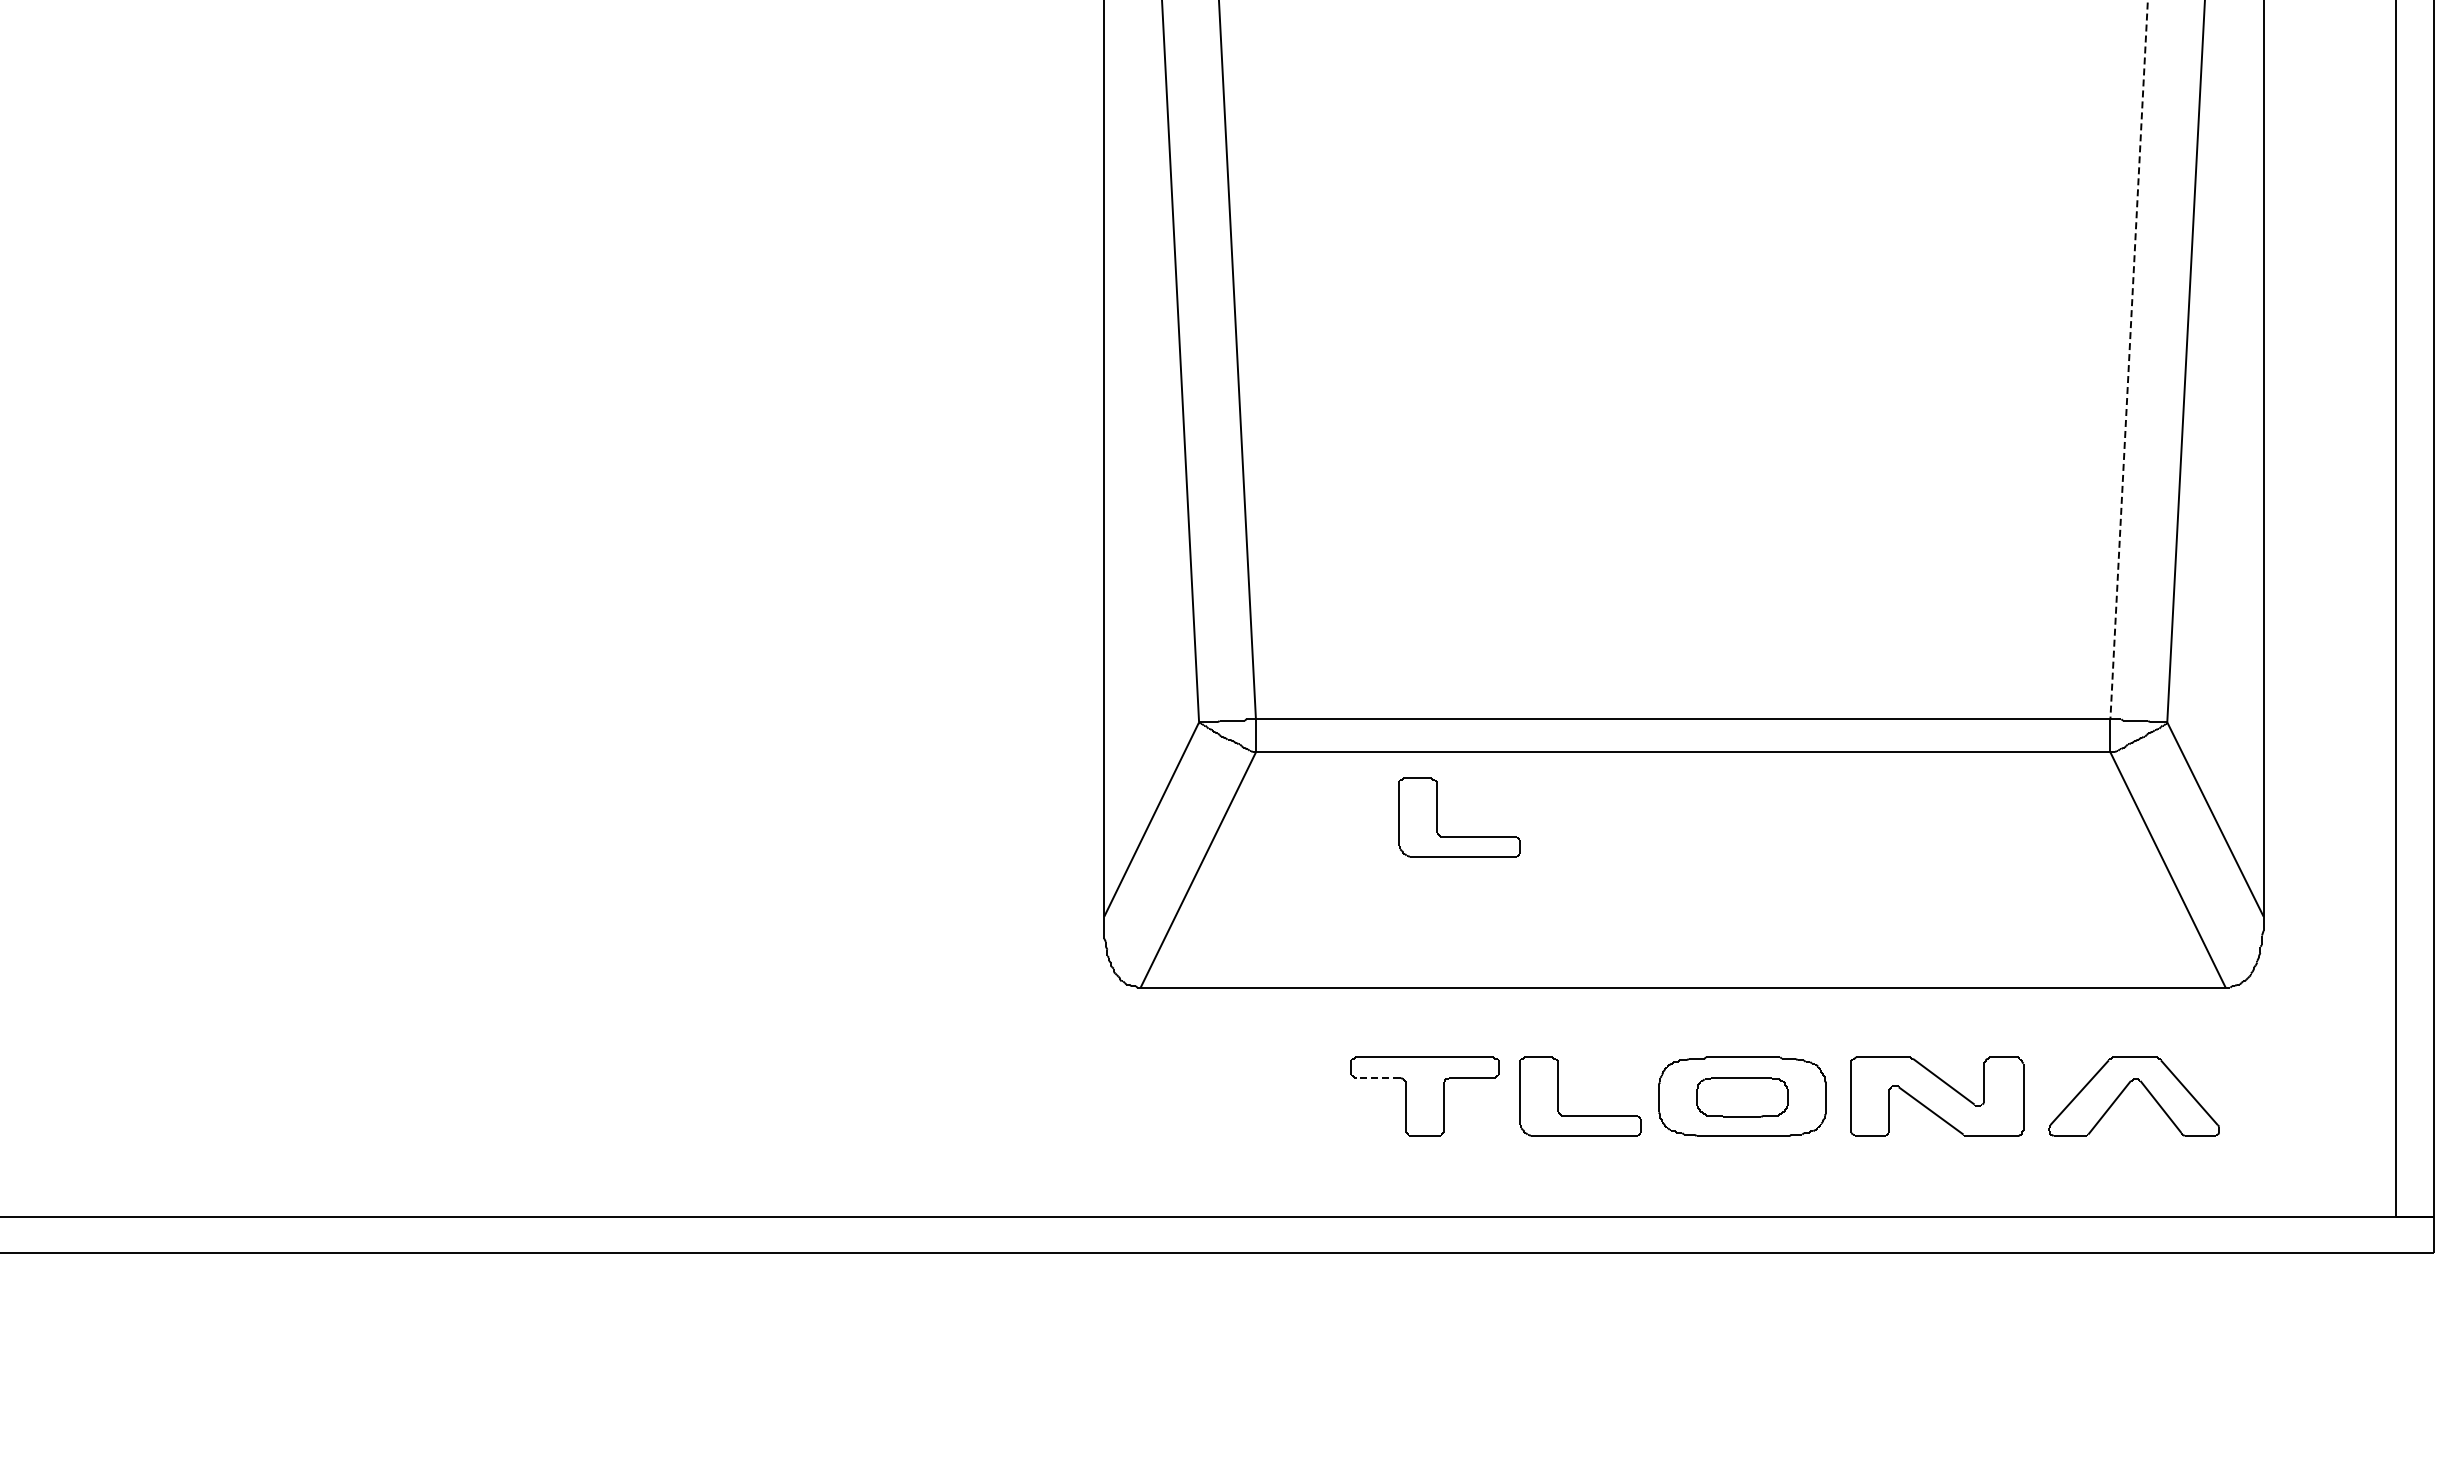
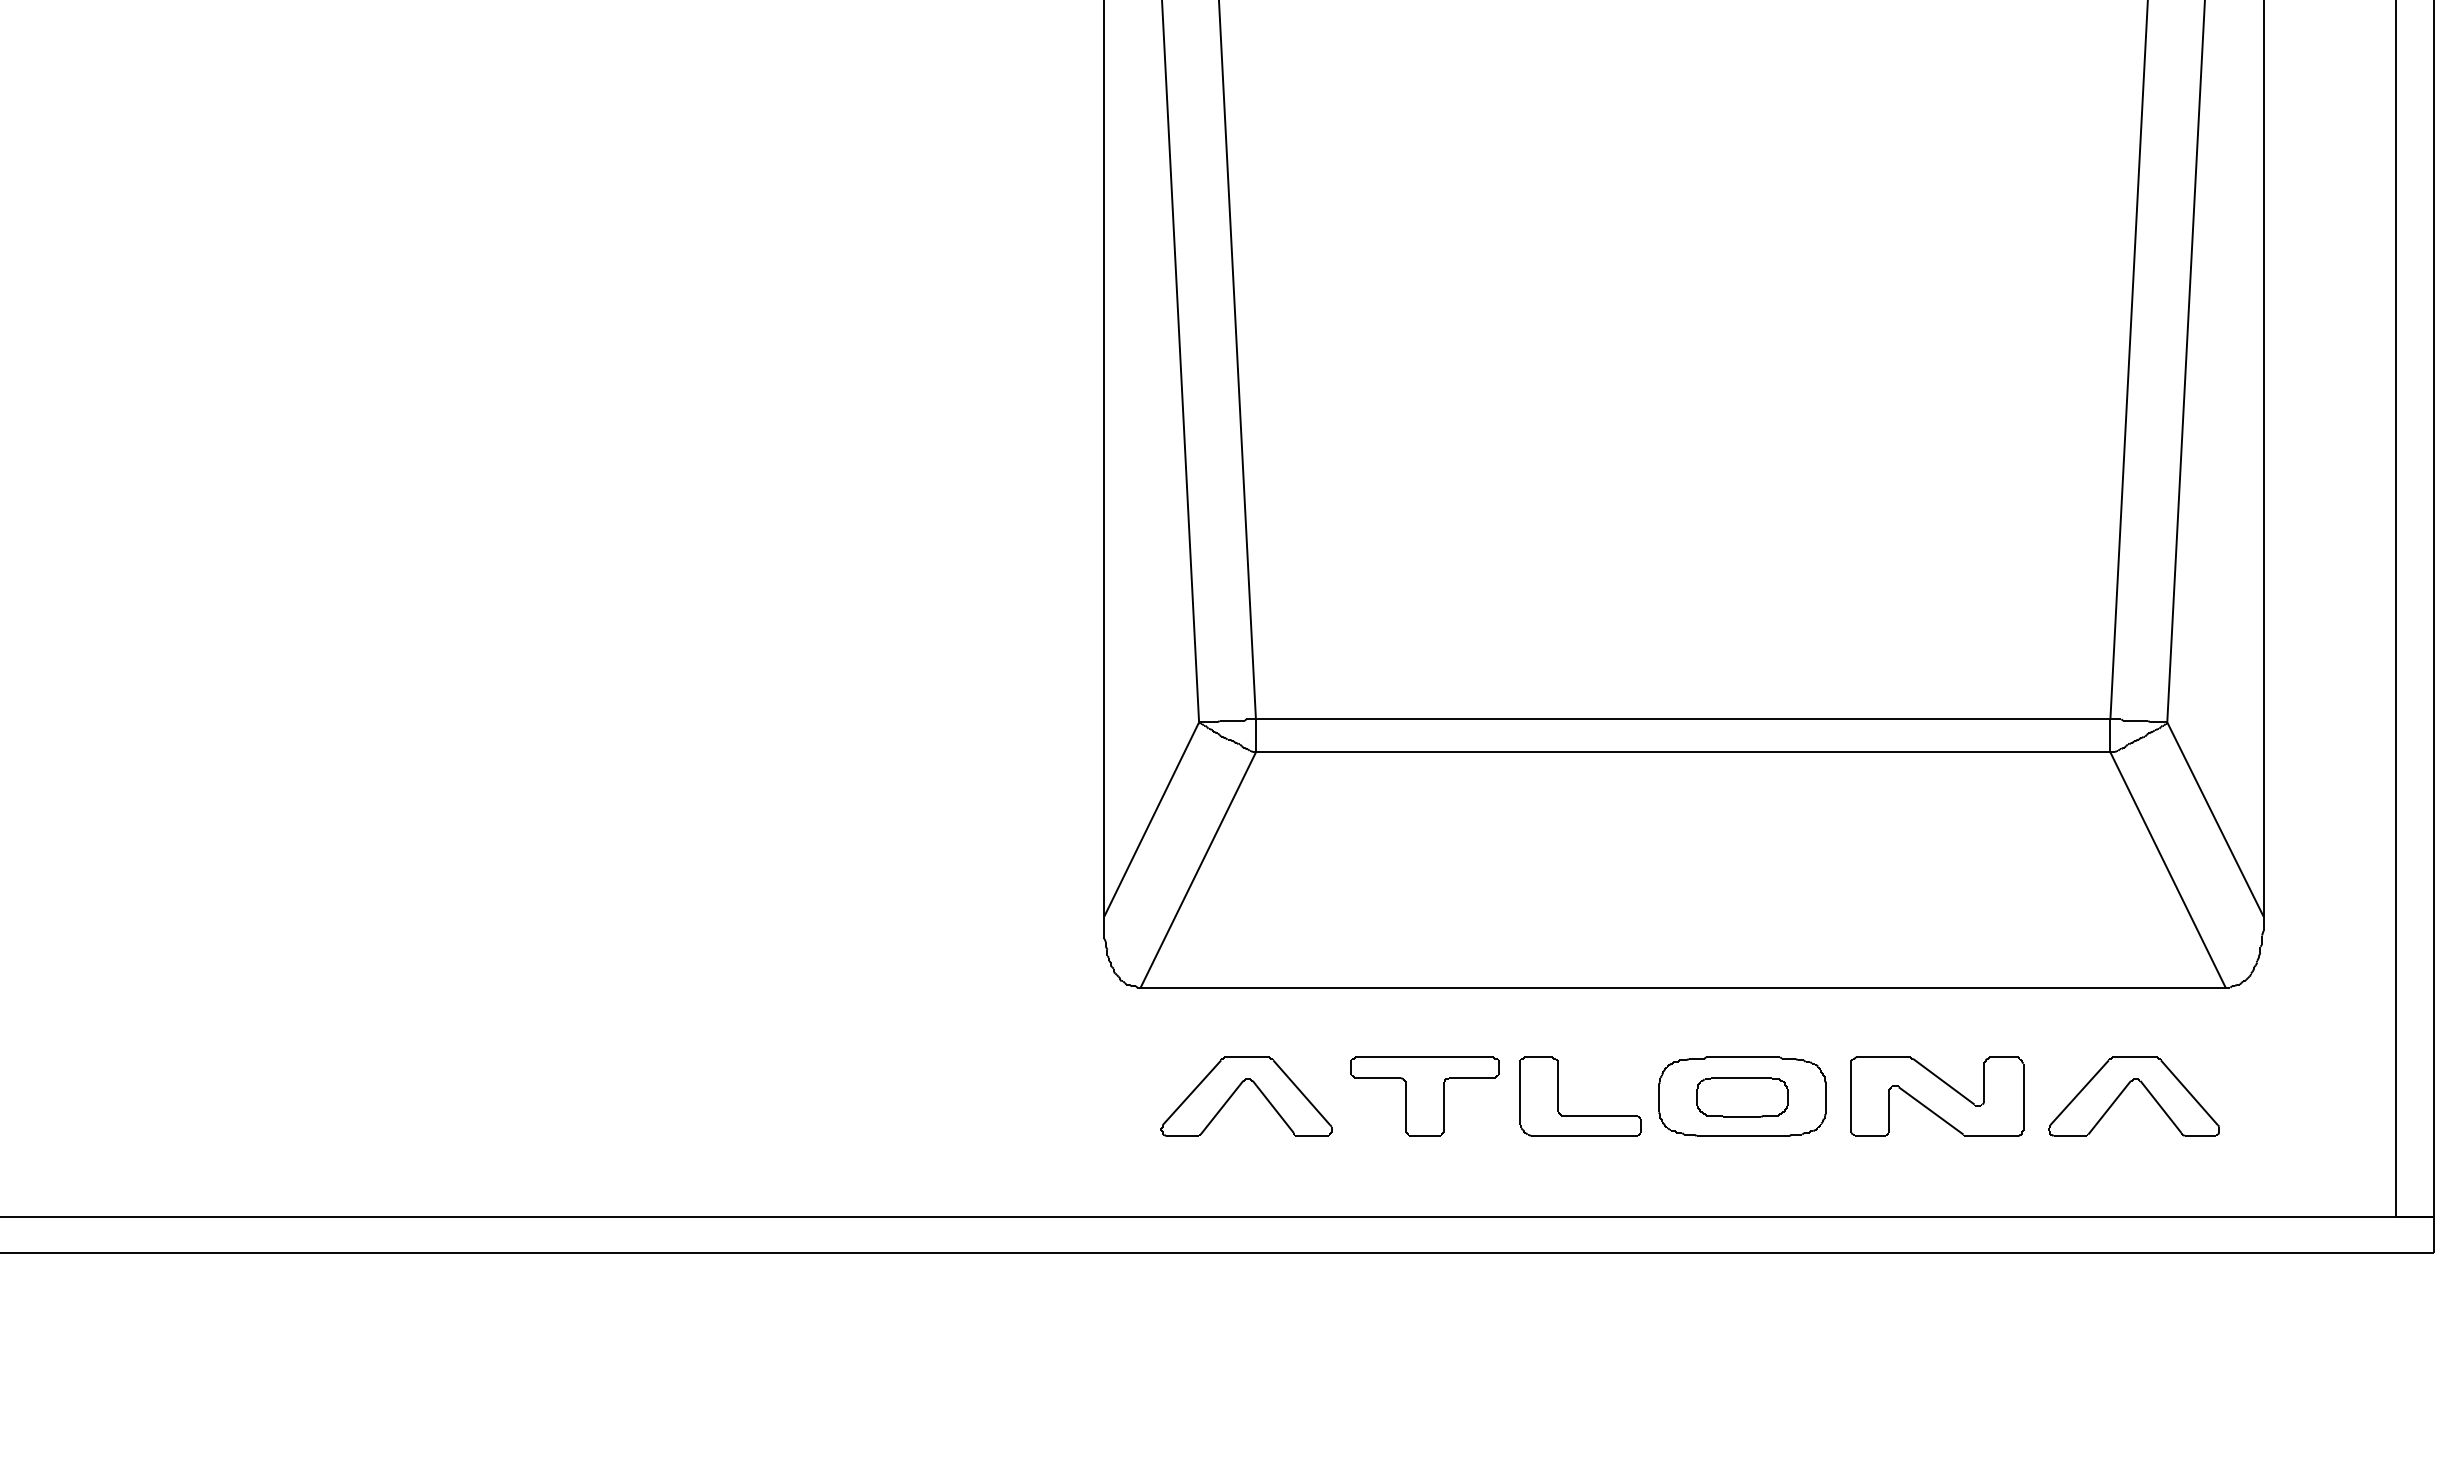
line: dashed -> solid (2129, 359)
part: present -> none (1459, 836)
line: dashed -> solid (1377, 1077)
part: none -> present (1236, 1091)
